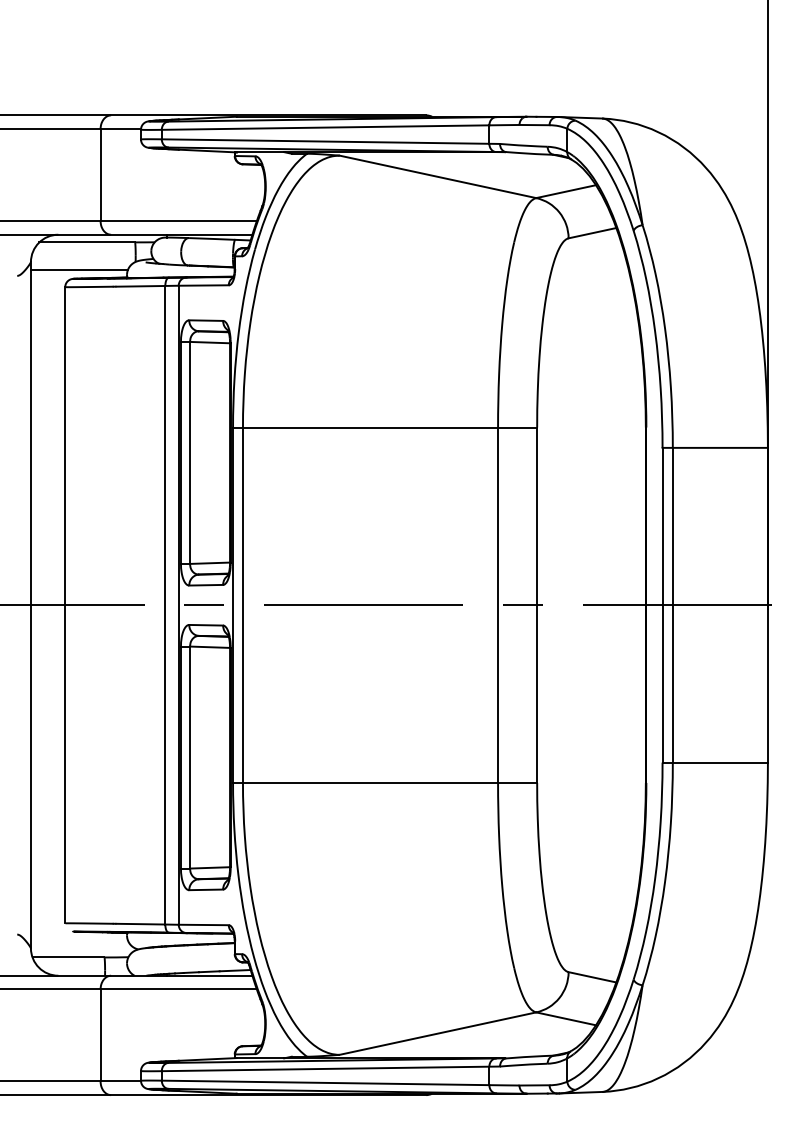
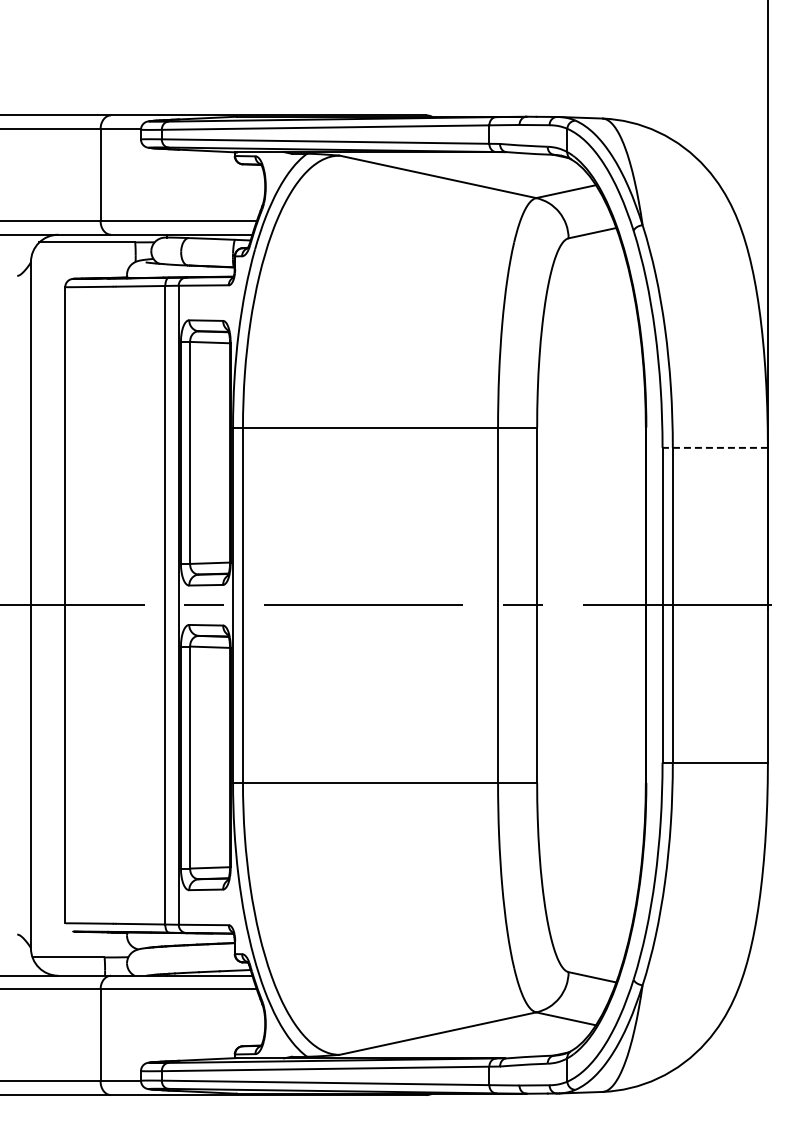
line: present -> none (78, 269)
line: solid -> dashed (715, 447)
